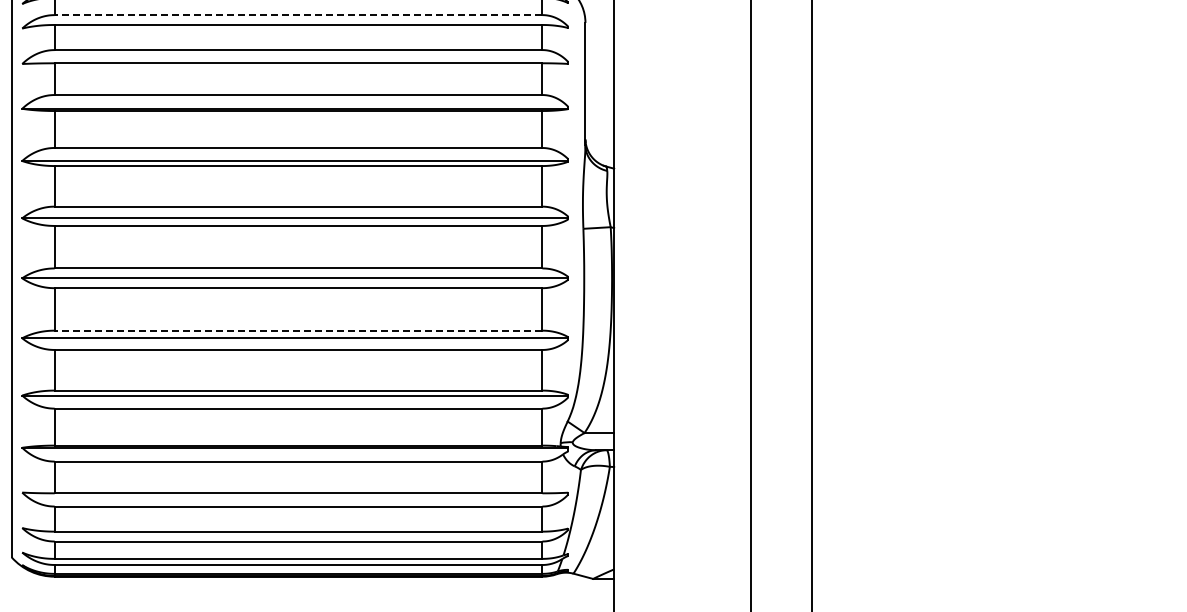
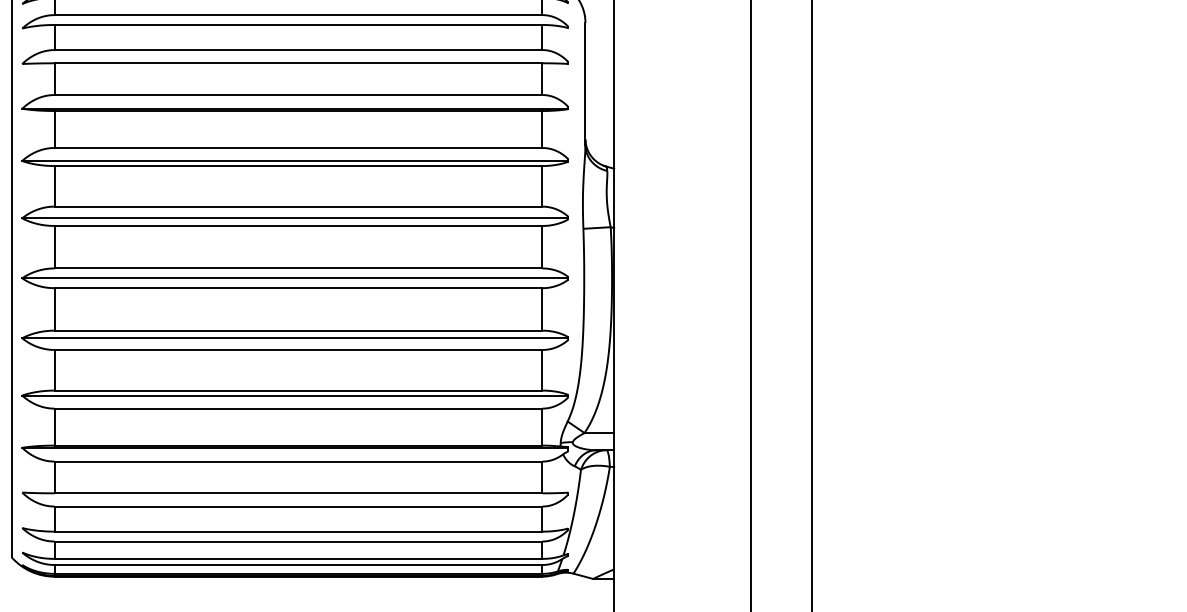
line: dashed -> solid (298, 15)
line: dashed -> solid (298, 330)
